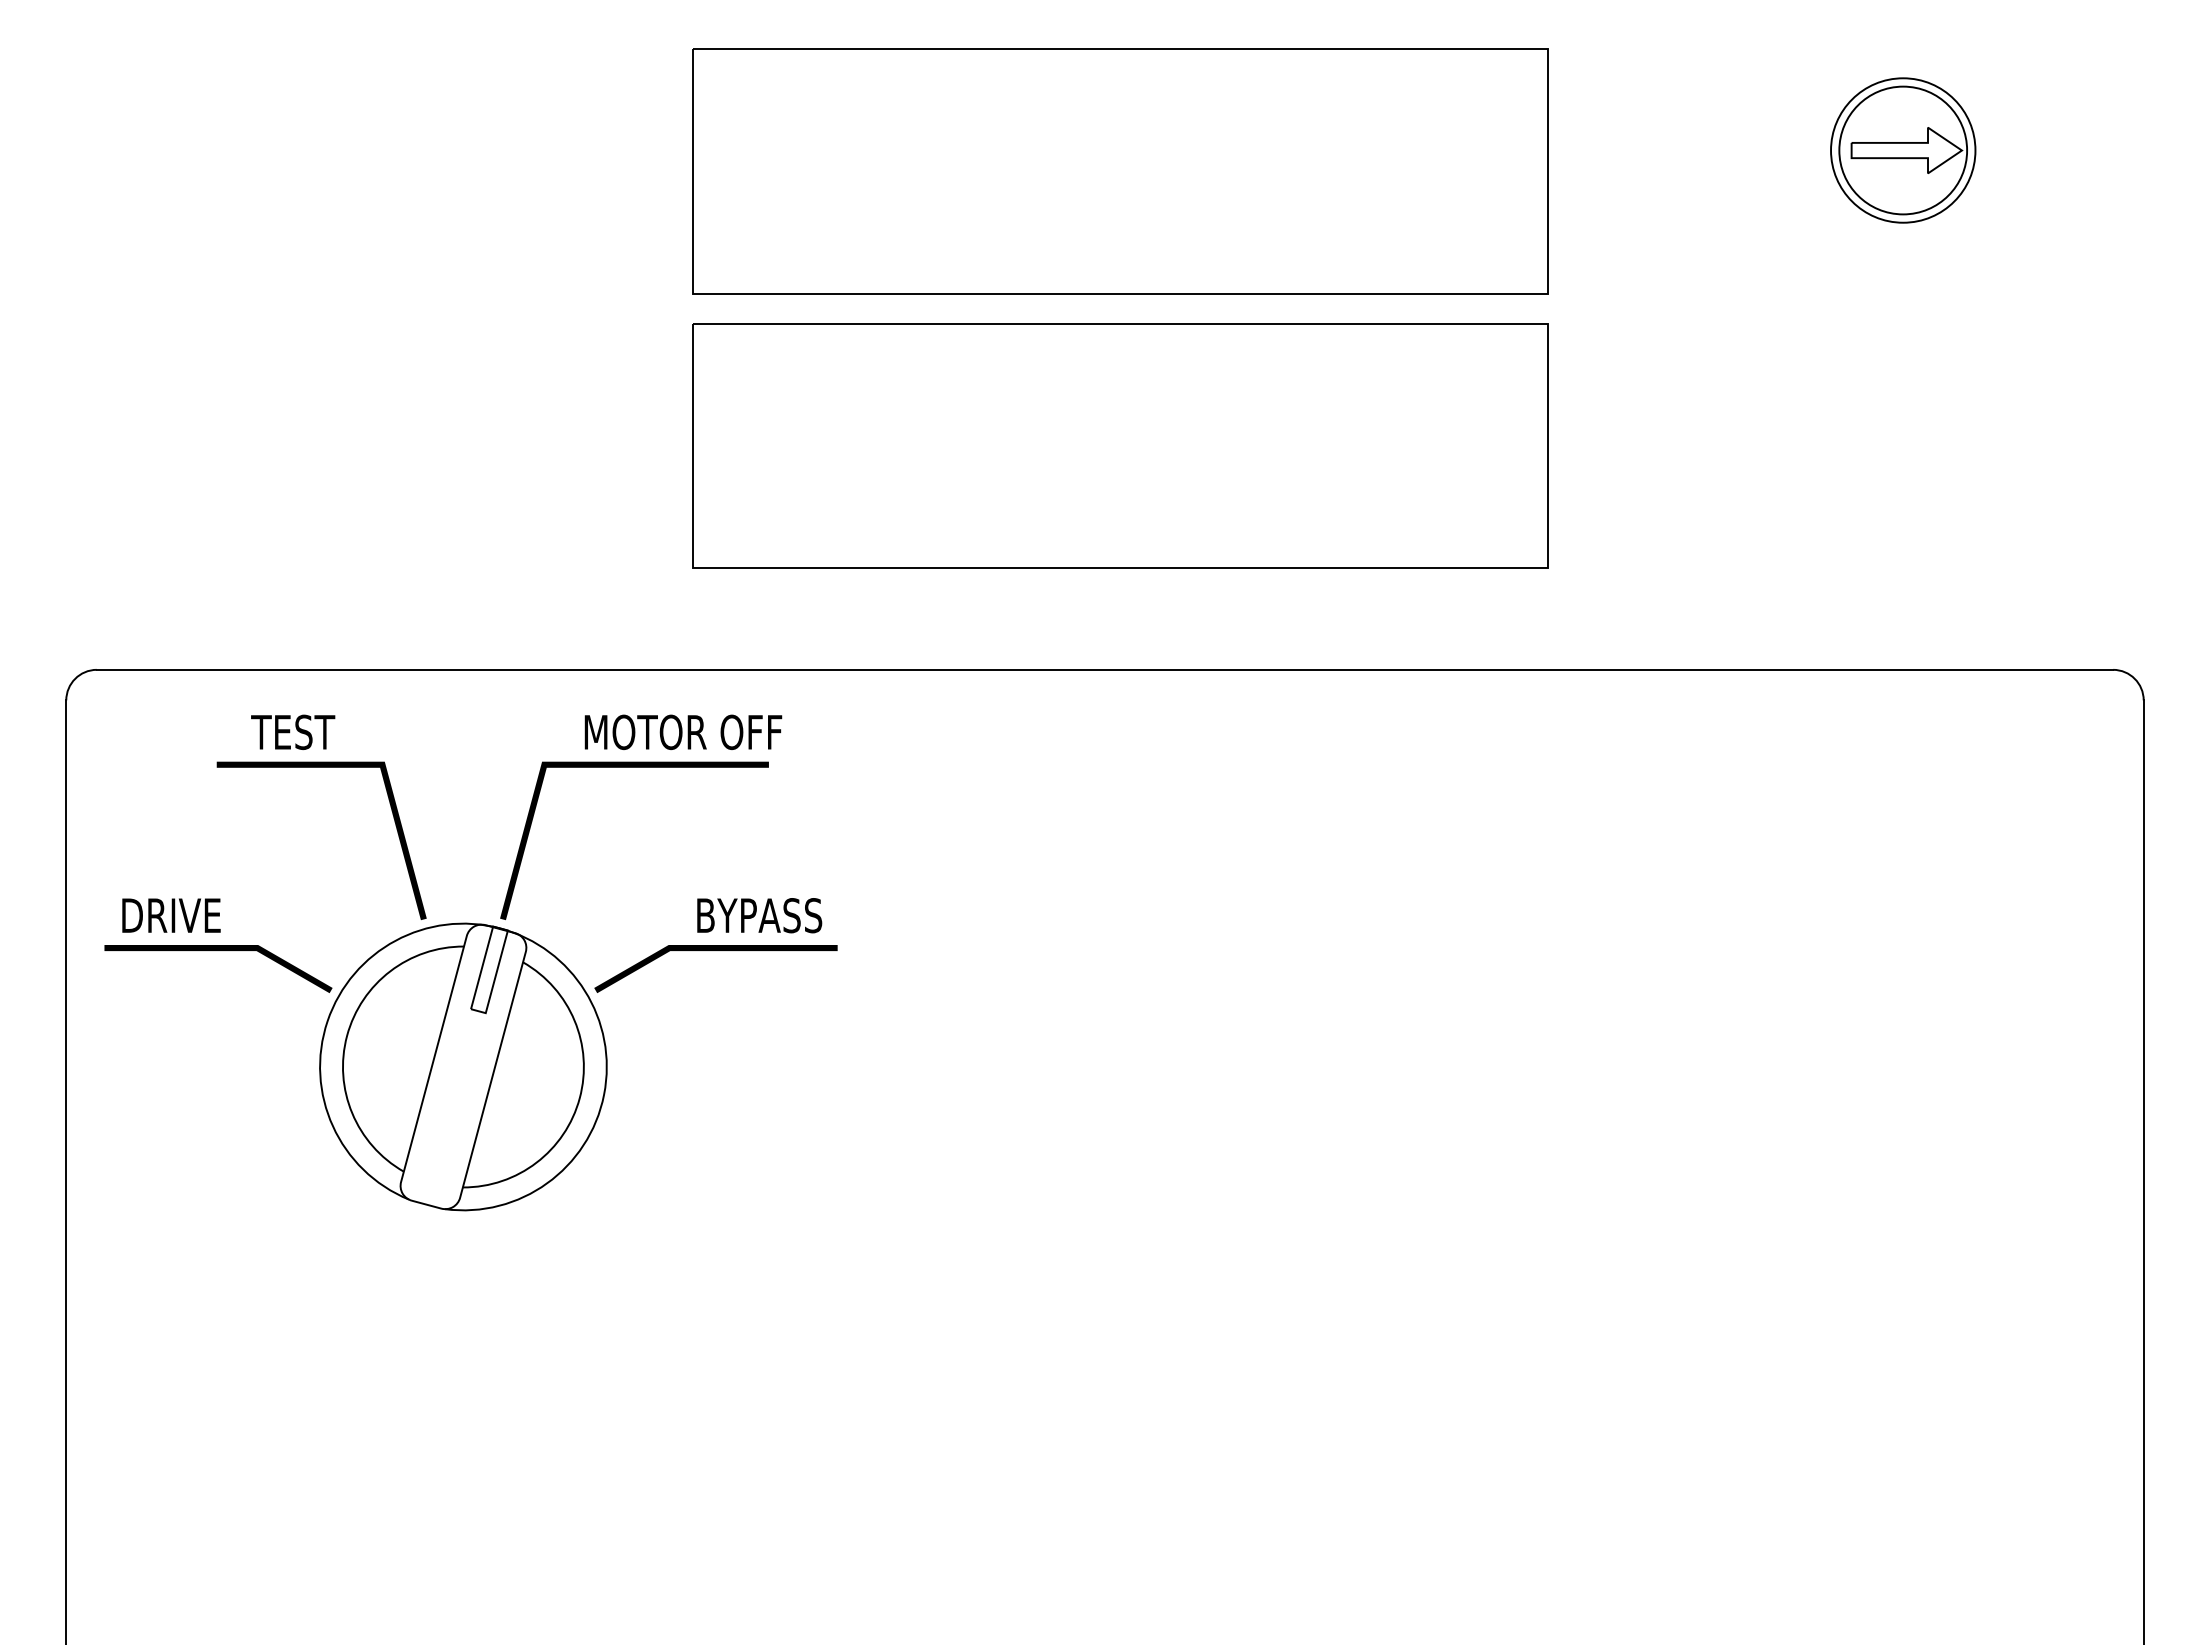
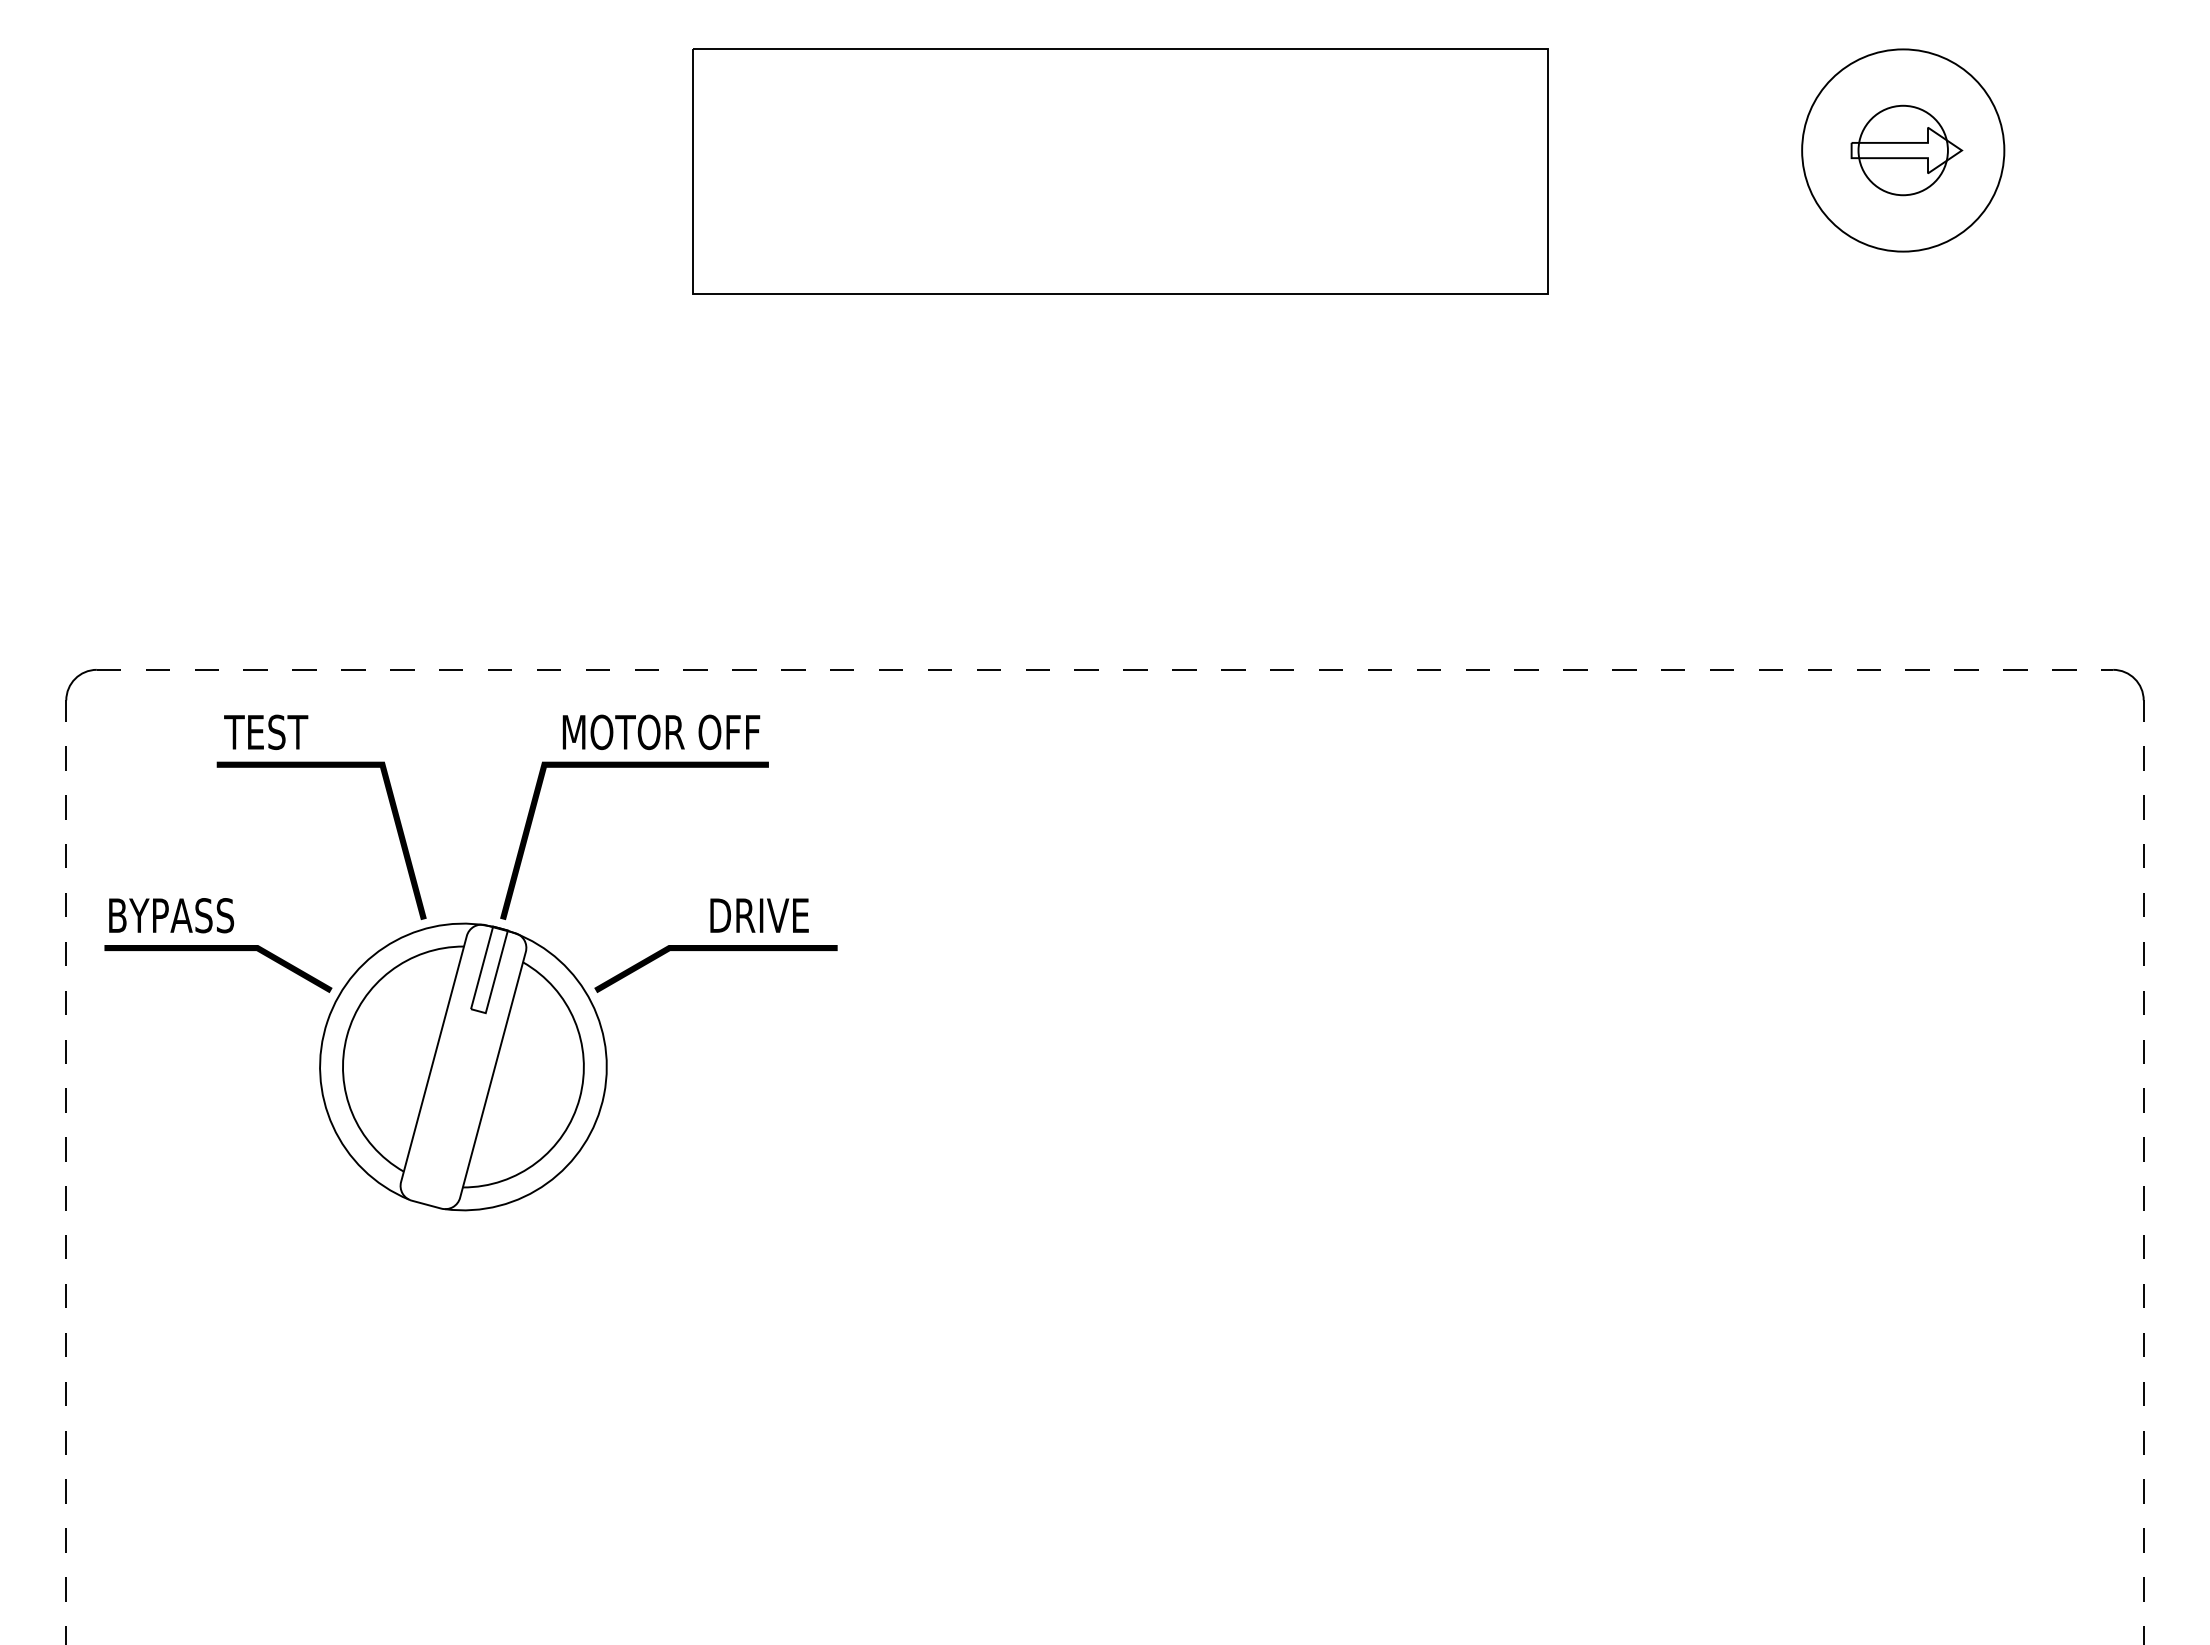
circle diameter: 128 px -> 89 px (1902, 150)
circle diameter: 144 px -> 202 px (1903, 150)
part: present -> none (1120, 445)
line: solid -> dashed (1105, 669)
text position: (293, 731) -> (266, 731) (266, 731)
text position: (683, 731) -> (661, 731) (661, 731)
text: DRIVE -> BYPASS (171, 915)
text: BYPASS -> DRIVE (759, 915)
line: solid -> dashed (66, 1172)
line: solid -> dashed (2143, 1172)
